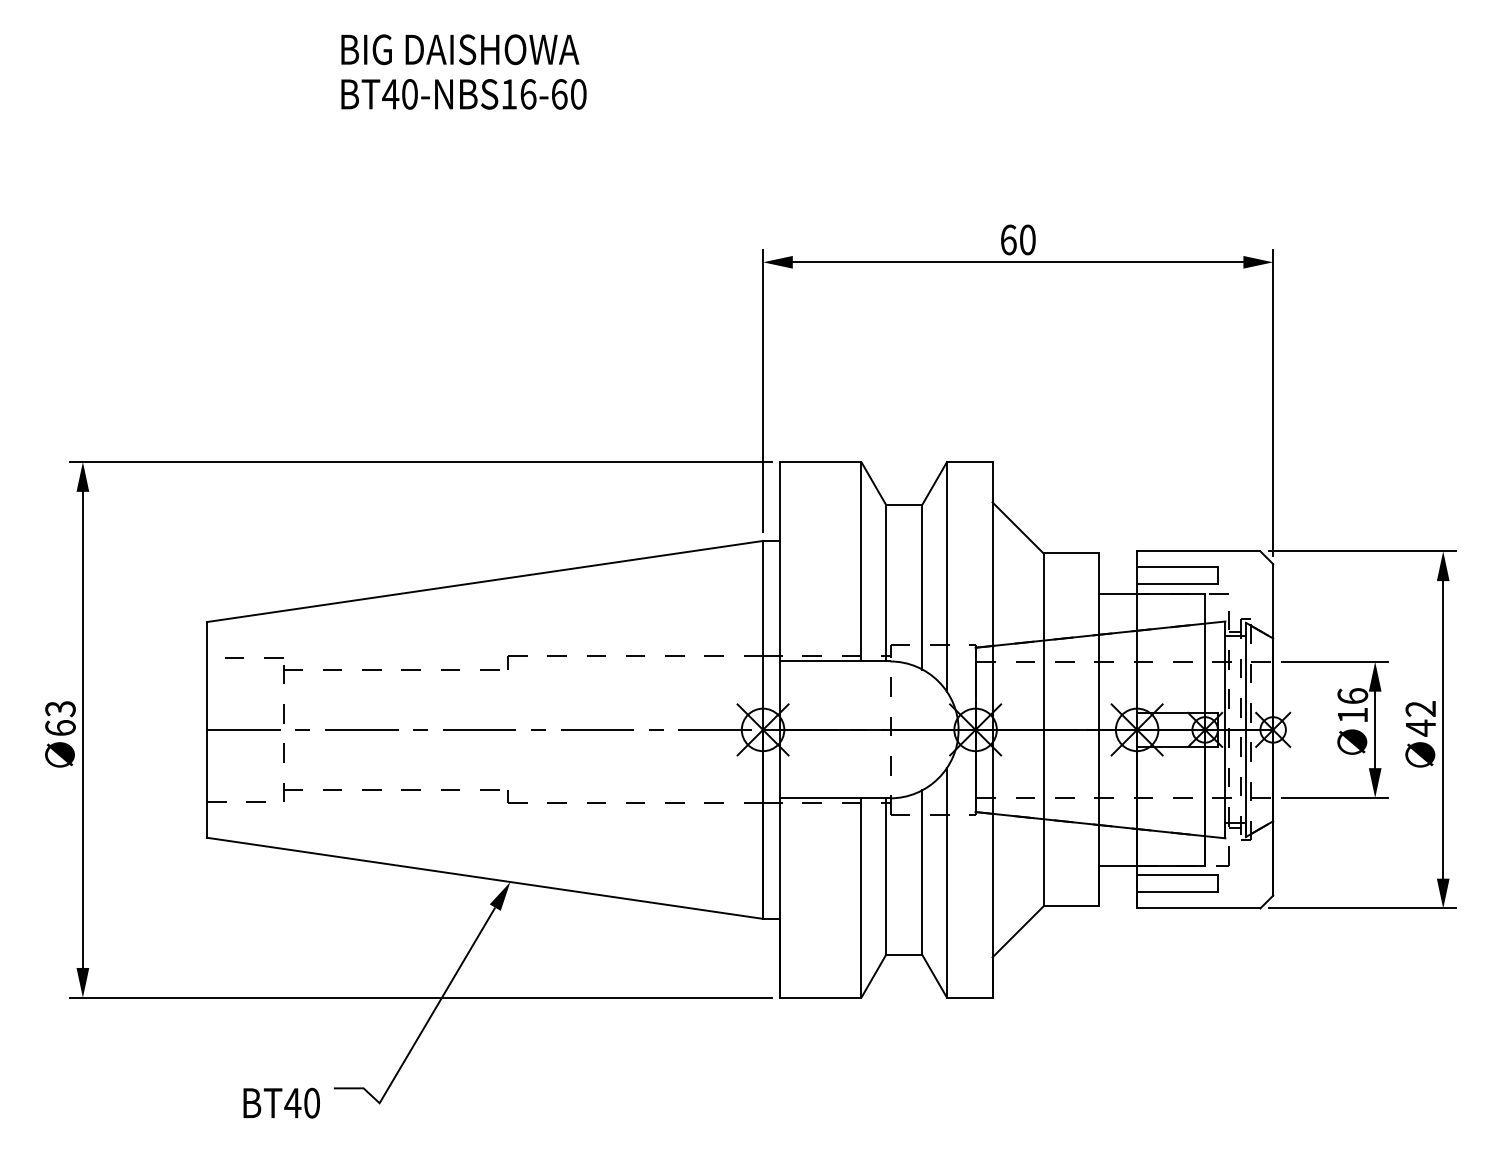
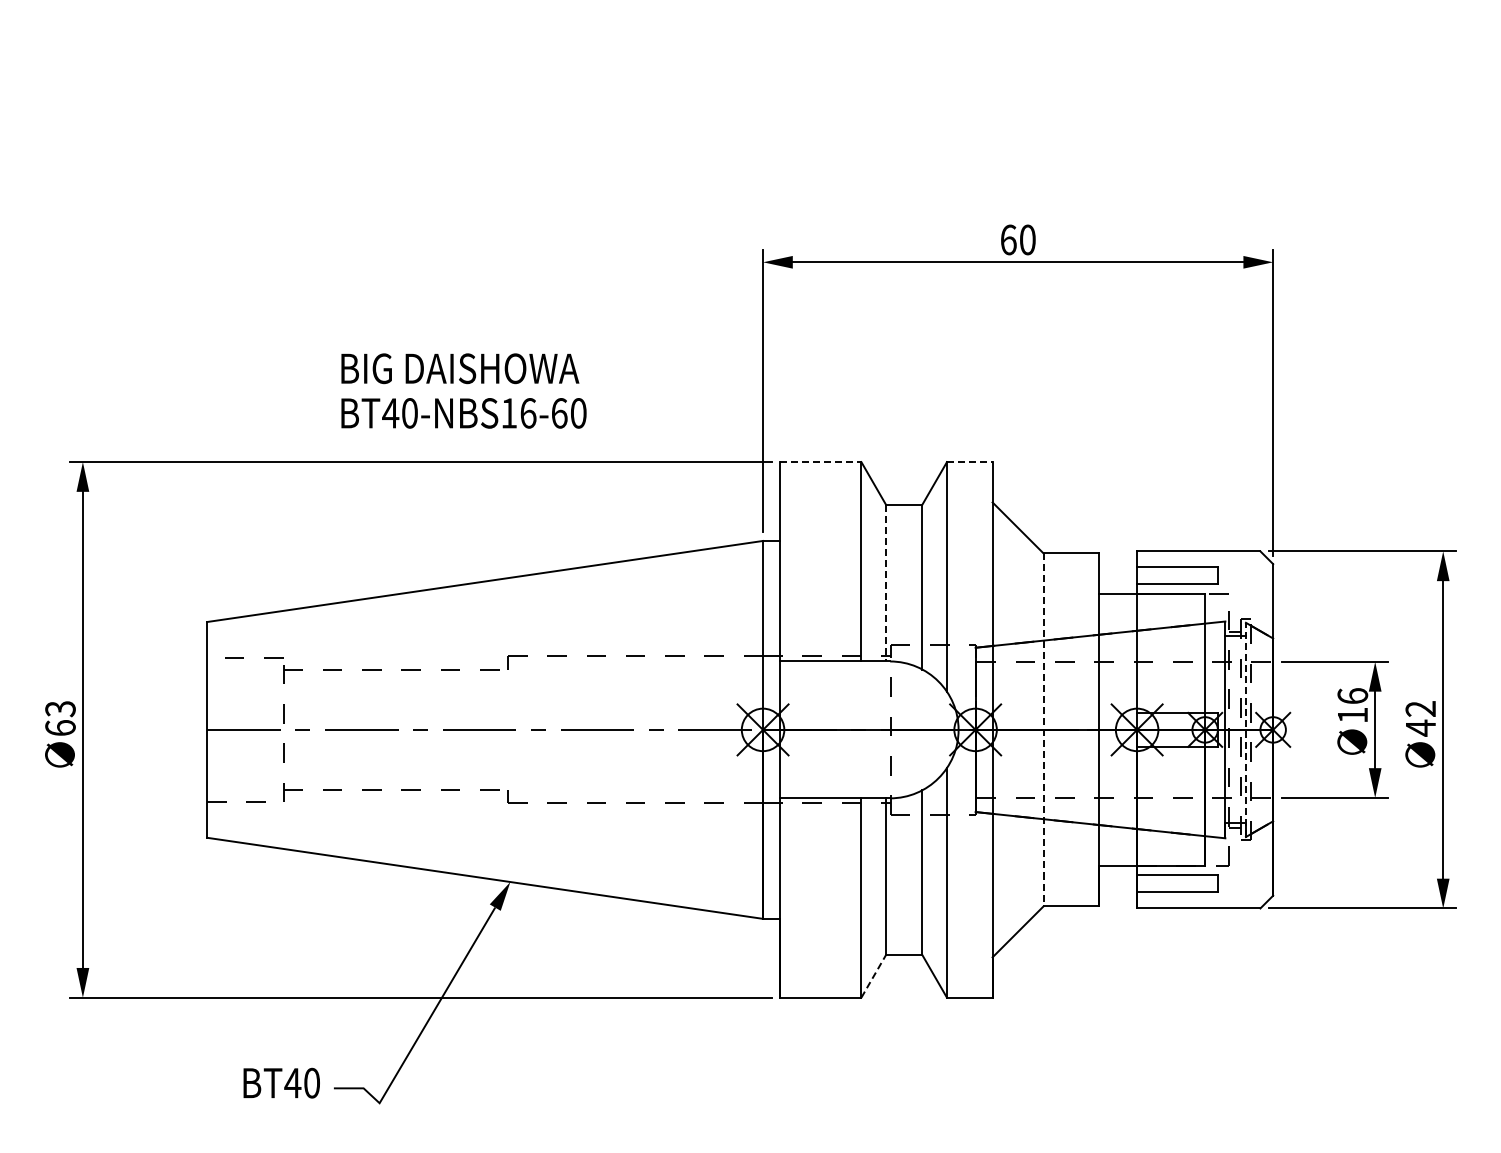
text position: (463, 71) -> (463, 390) (463, 390)
line: solid -> dashed (820, 462)
line: solid -> dashed (969, 462)
line: solid -> dashed (885, 583)
line: solid -> dashed (1245, 729)
line: solid -> dashed (1043, 730)
line: solid -> dashed (873, 976)
text position: (281, 1102) -> (281, 1082) (281, 1082)
